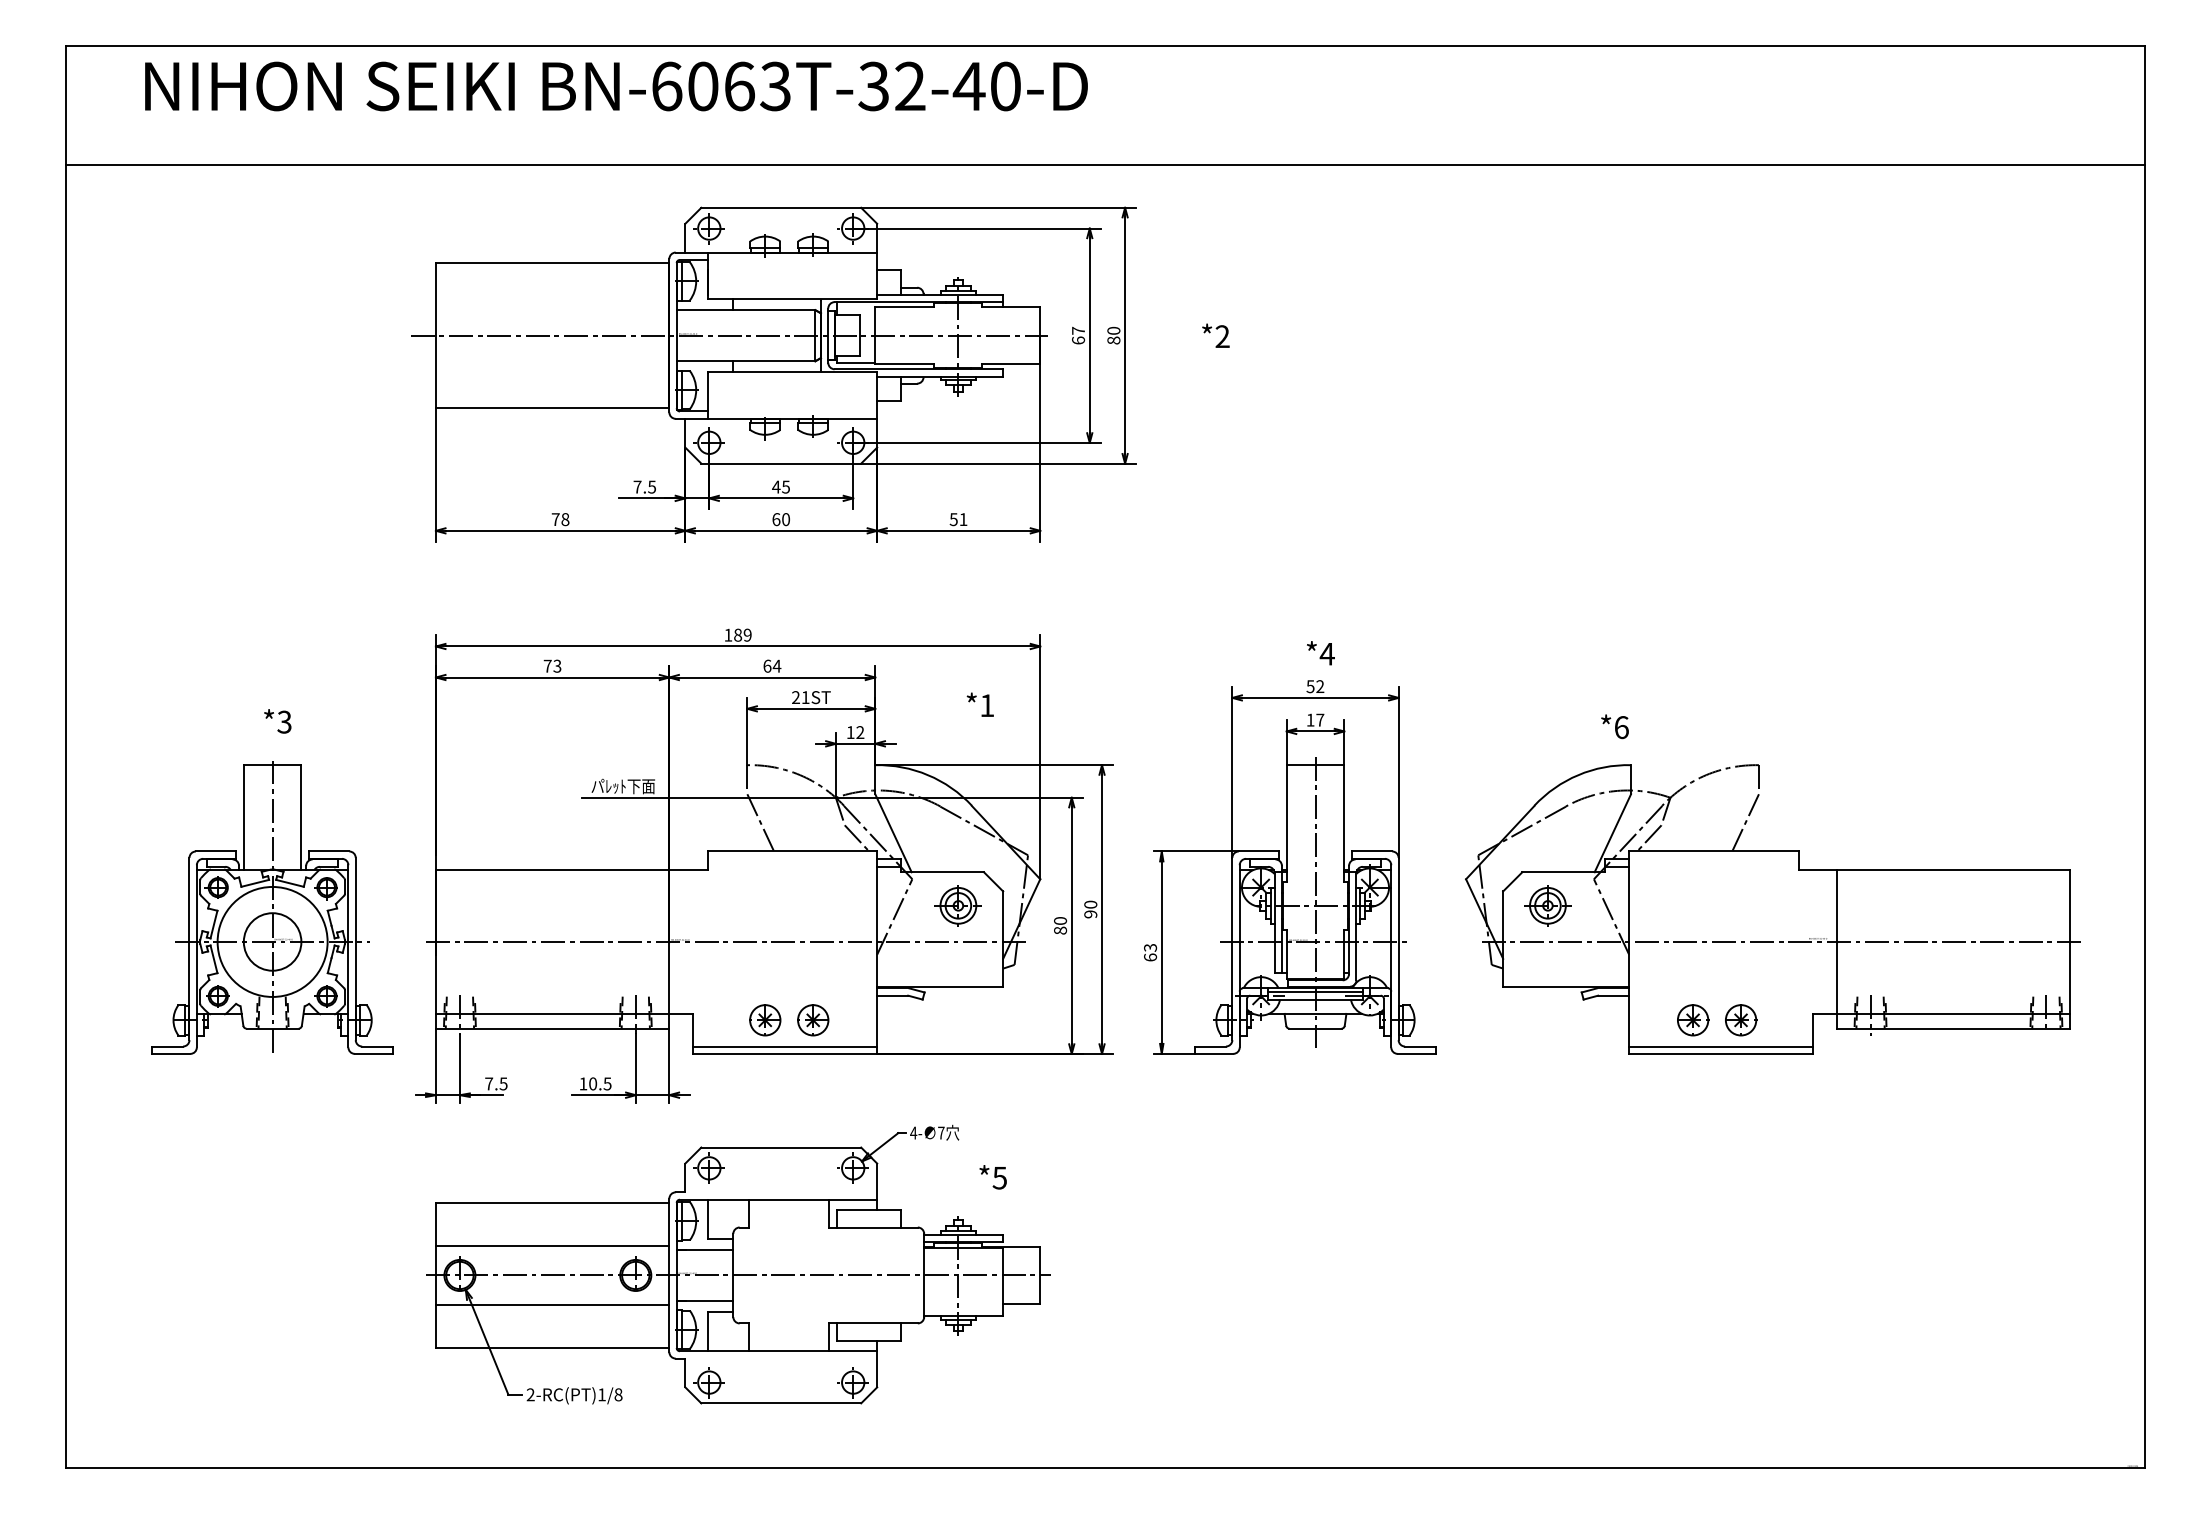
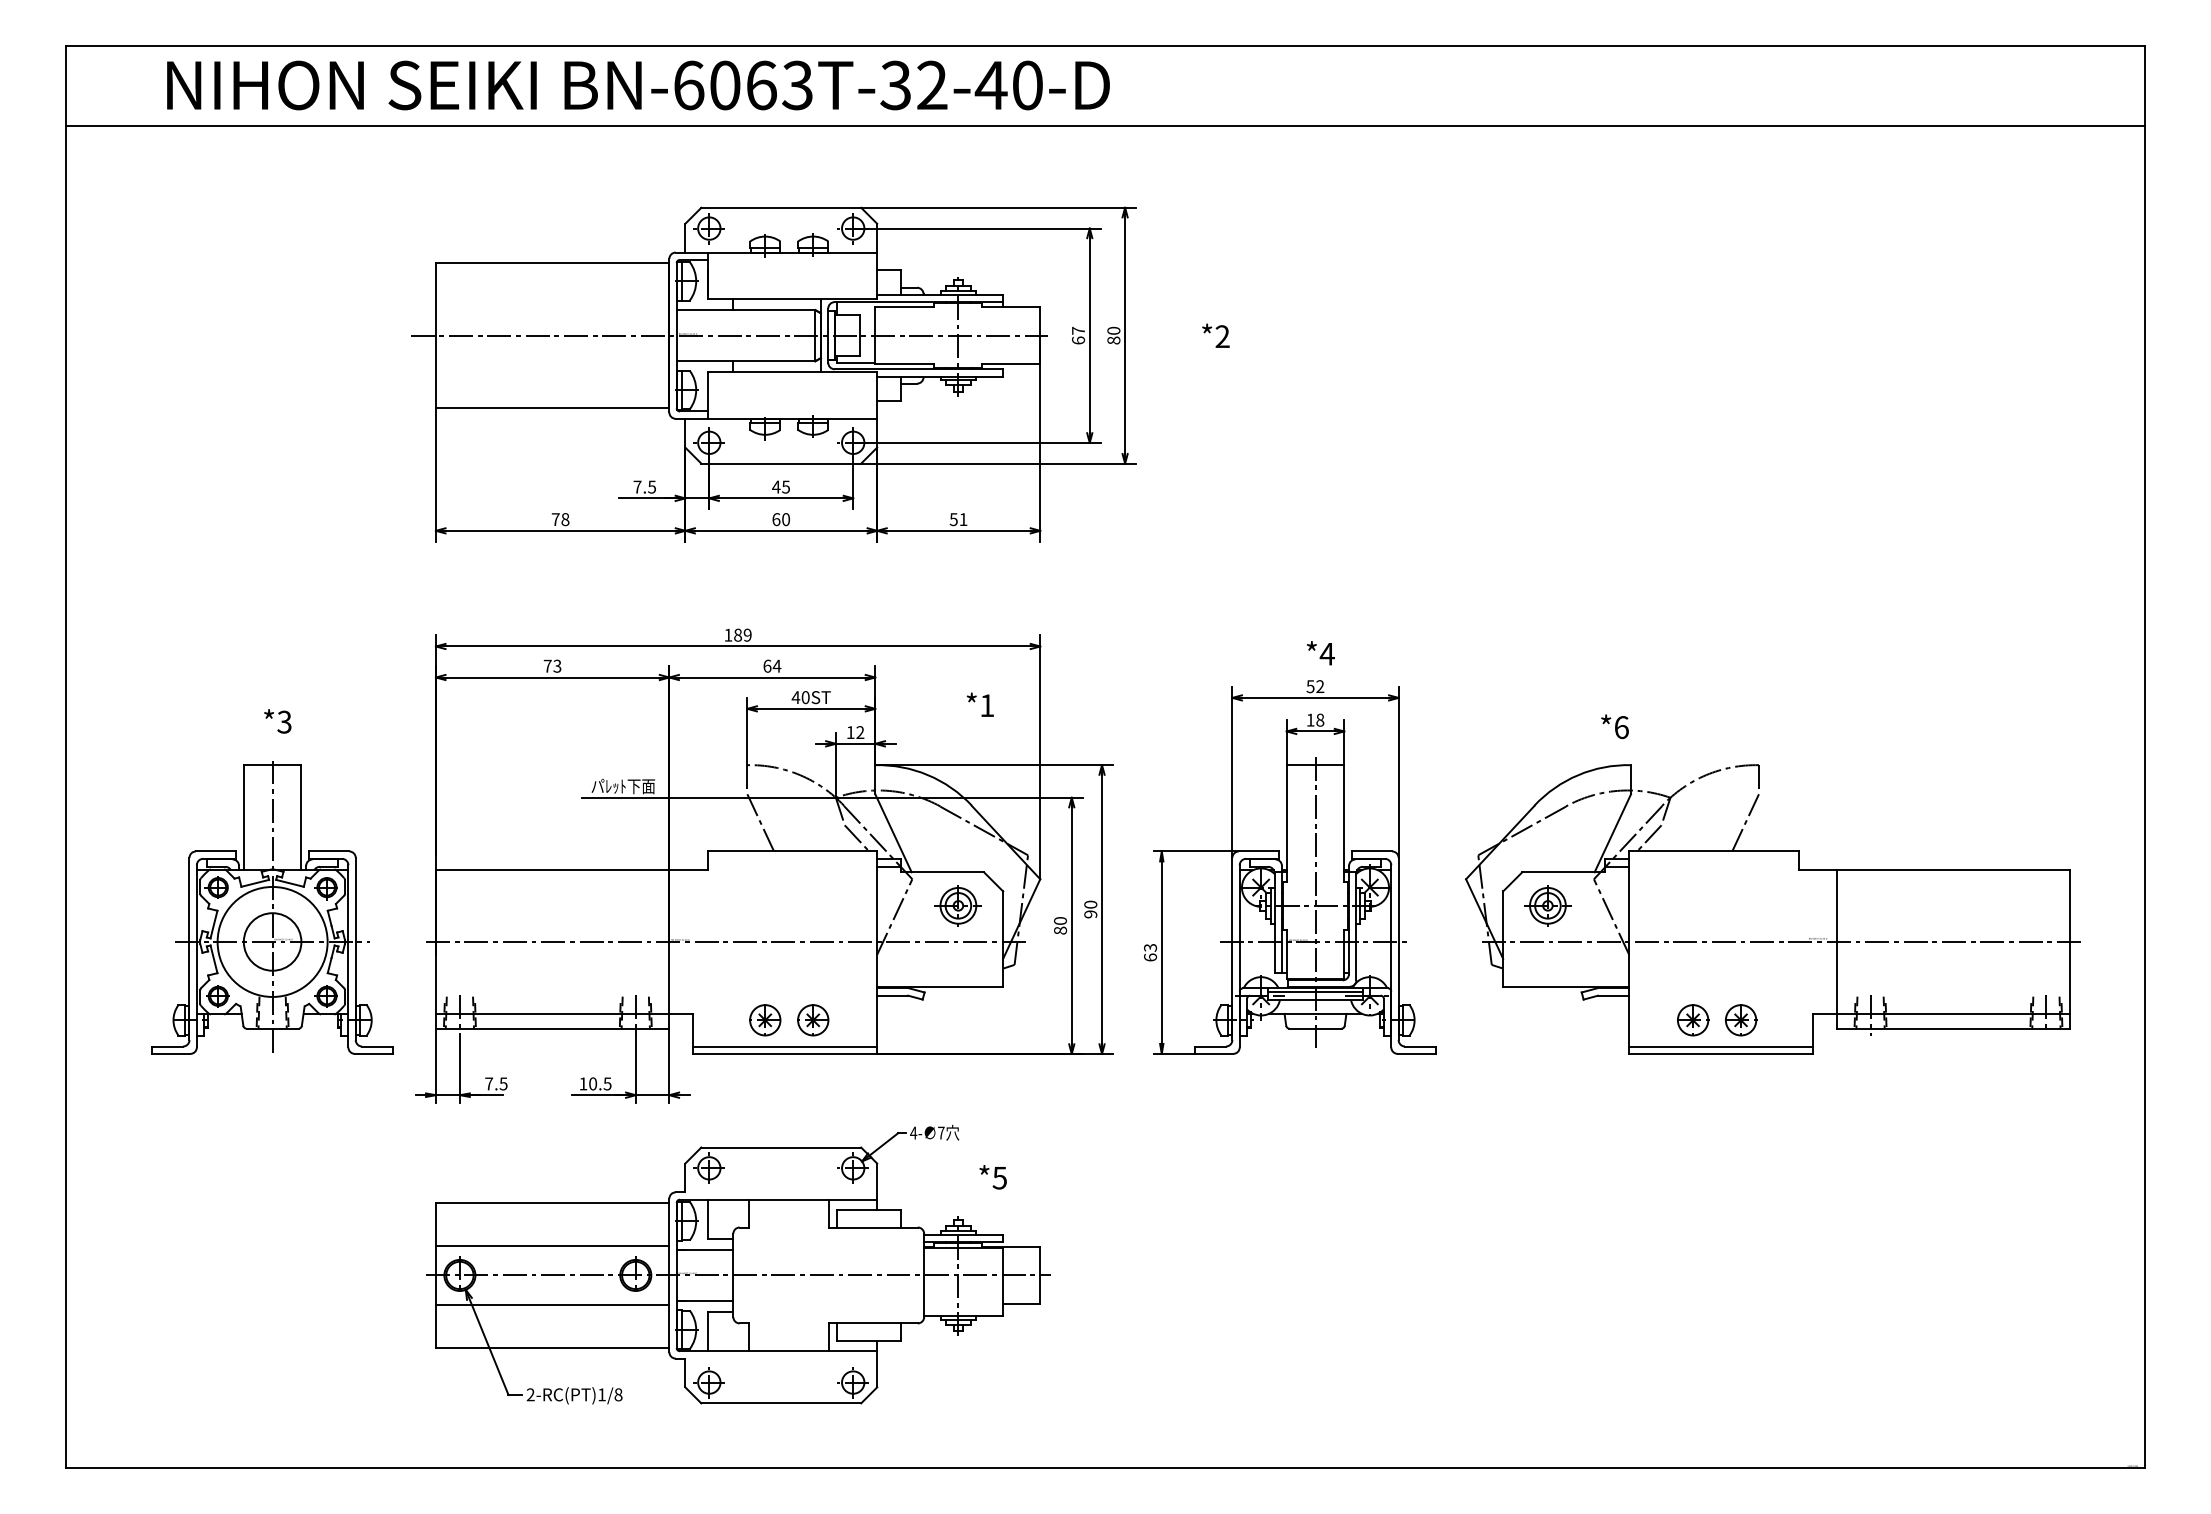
text position: (616, 86) -> (638, 85) (638, 85)
line position: (1105, 164) -> (1105, 125) (1105, 125)
text: 21ST -> 40ST (800, 697)
text: 17 -> 18 (1320, 719)
